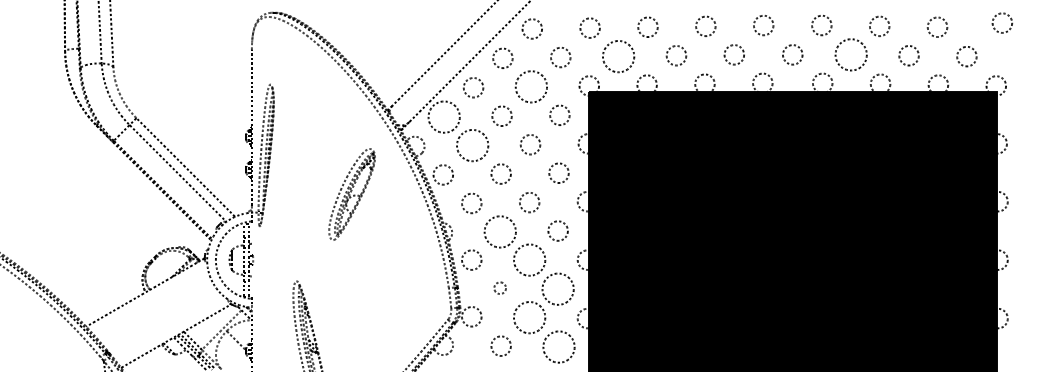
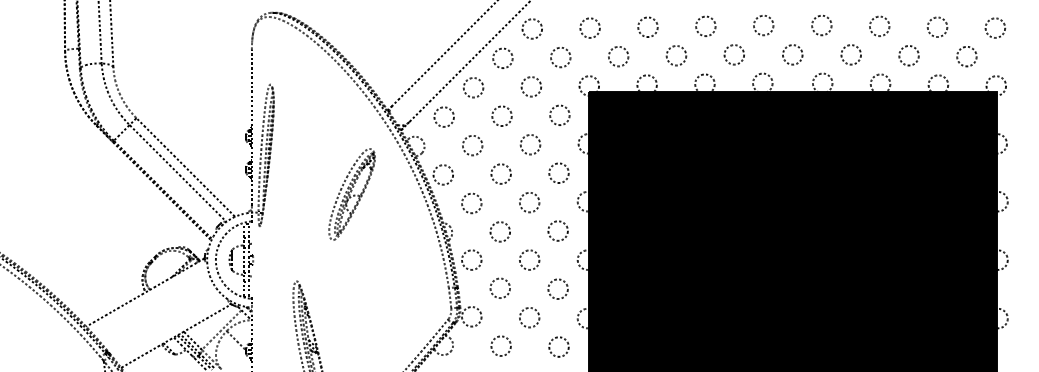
circle position: (1002, 22) -> (995, 27) (995, 27)
circle diameter: 31 px -> 20 px (851, 54)
circle diameter: 31 px -> 20 px (618, 56)
circle diameter: 31 px -> 20 px (531, 86)
circle diameter: 31 px -> 20 px (443, 116)
circle diameter: 31 px -> 20 px (472, 145)
circle diameter: 31 px -> 20 px (500, 231)
circle diameter: 31 px -> 20 px (529, 259)
circle size: 14x14 px -> 22x22 px (499, 287)
circle diameter: 31 px -> 20 px (557, 288)
circle diameter: 31 px -> 20 px (529, 317)
circle diameter: 31 px -> 20 px (558, 346)
